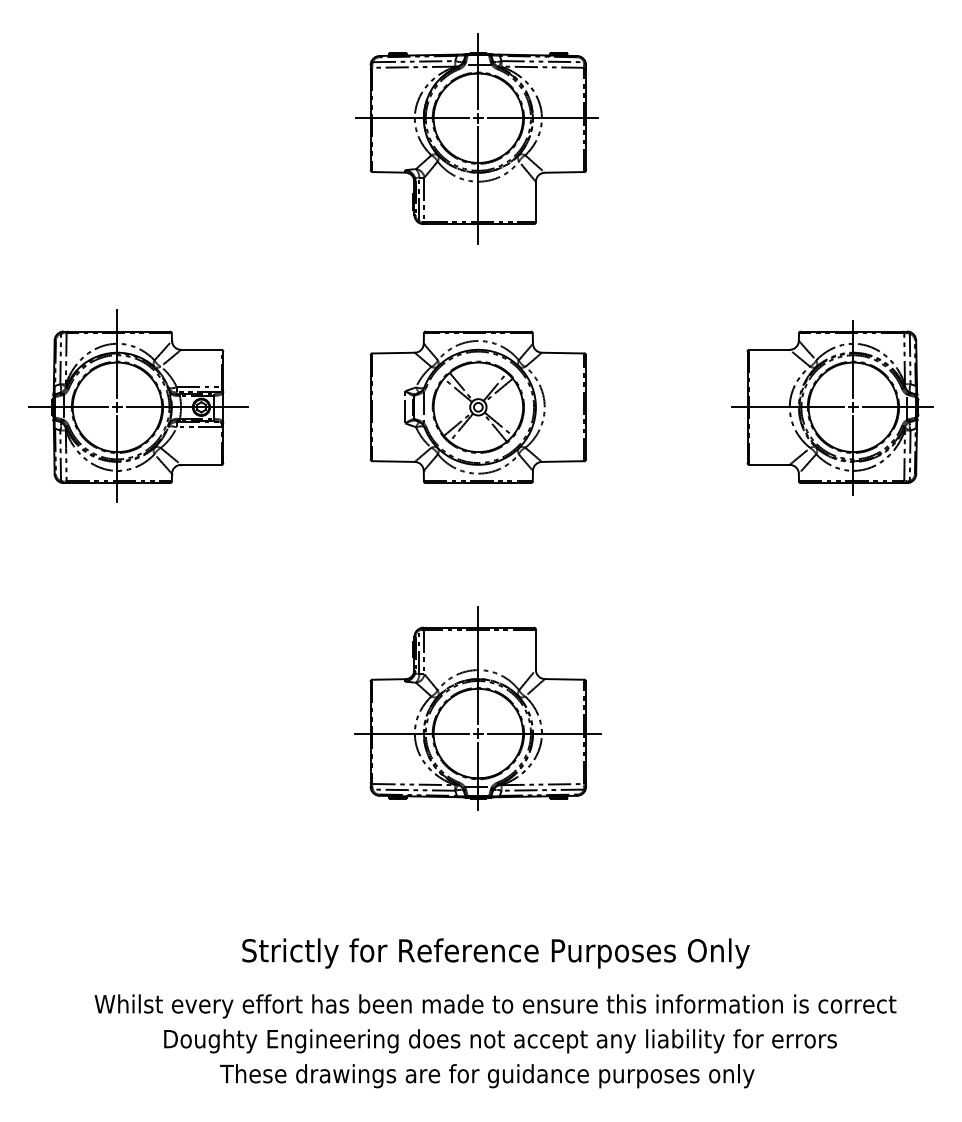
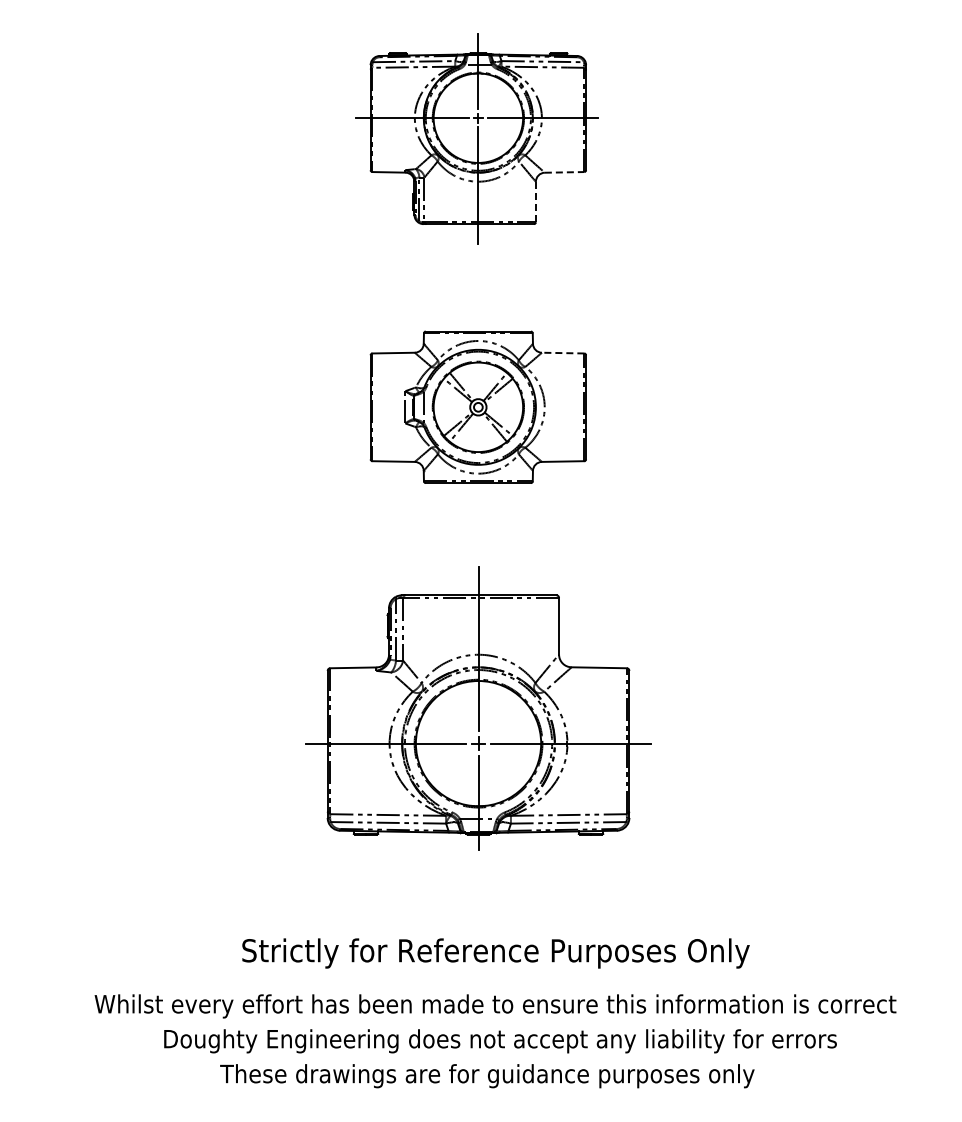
line: solid -> dashed (564, 172)
line: solid -> dashed (535, 201)
line: solid -> dashed (562, 353)
part: present -> none (138, 405)
part: present -> none (832, 407)
part size: 248x205 px -> 347x285 px (478, 708)
